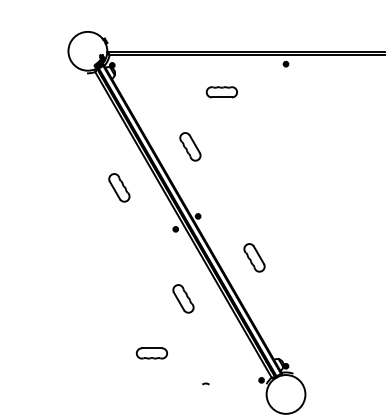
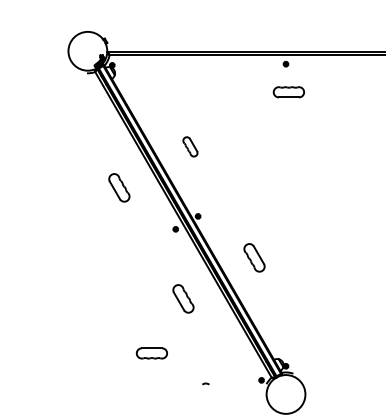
part position: (221, 92) -> (288, 92) (288, 92)
part size: 23x30 px -> 17x22 px (190, 146)
